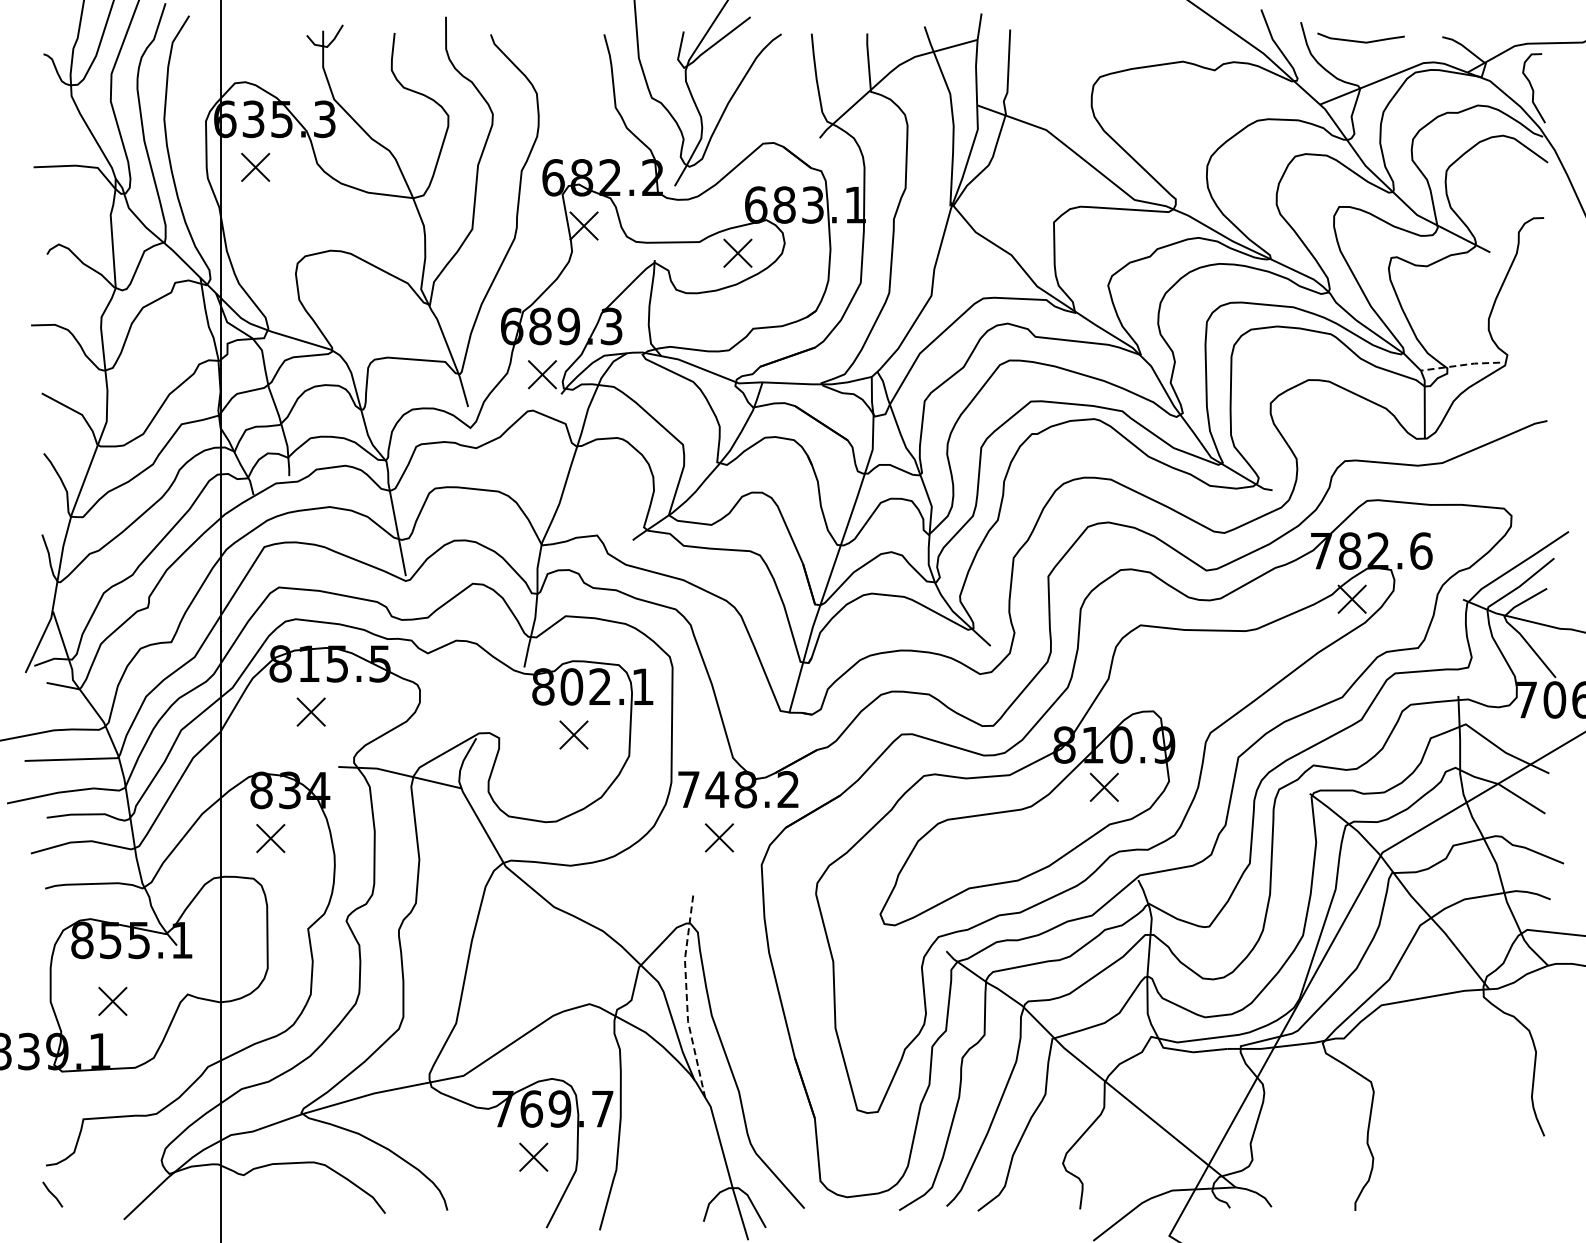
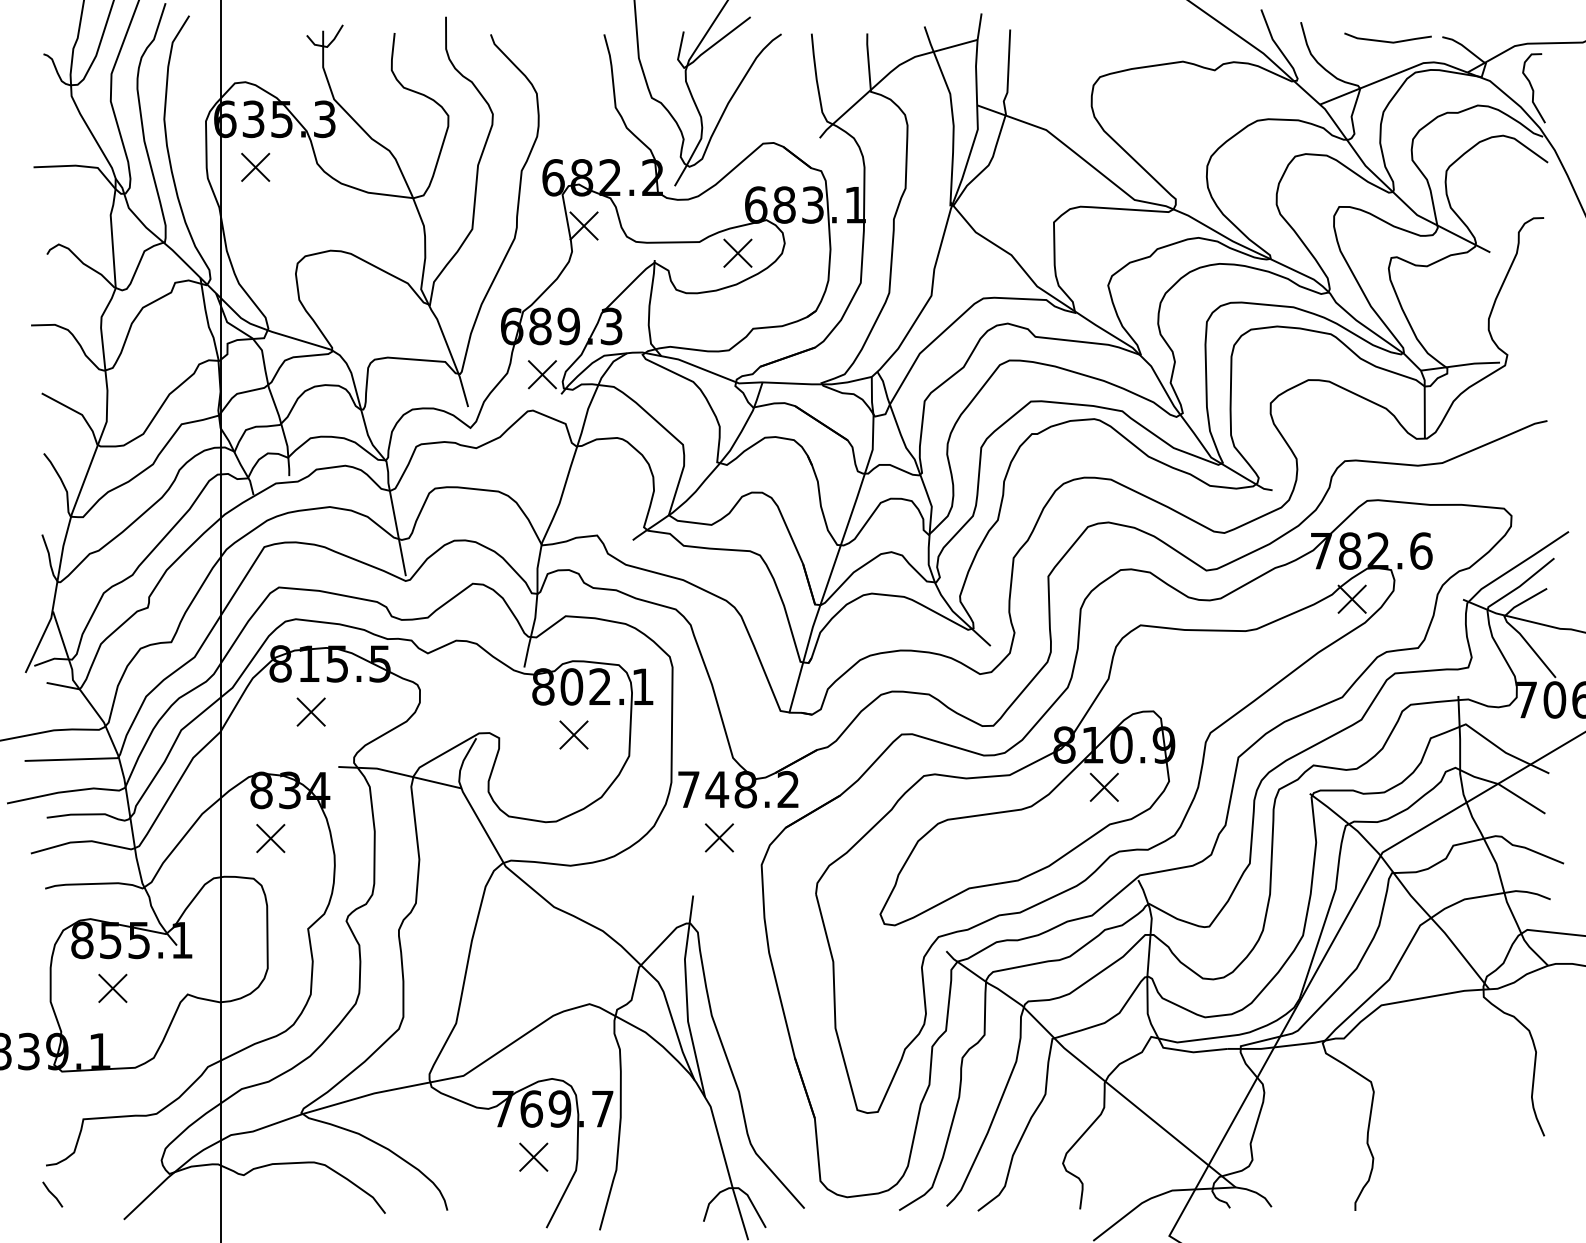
line position: (1359, 40) -> (1386, 40) (1386, 40)
line: dashed -> solid (1460, 365)
line: dashed -> solid (686, 996)
part position: (112, 1000) -> (112, 987) (112, 987)
